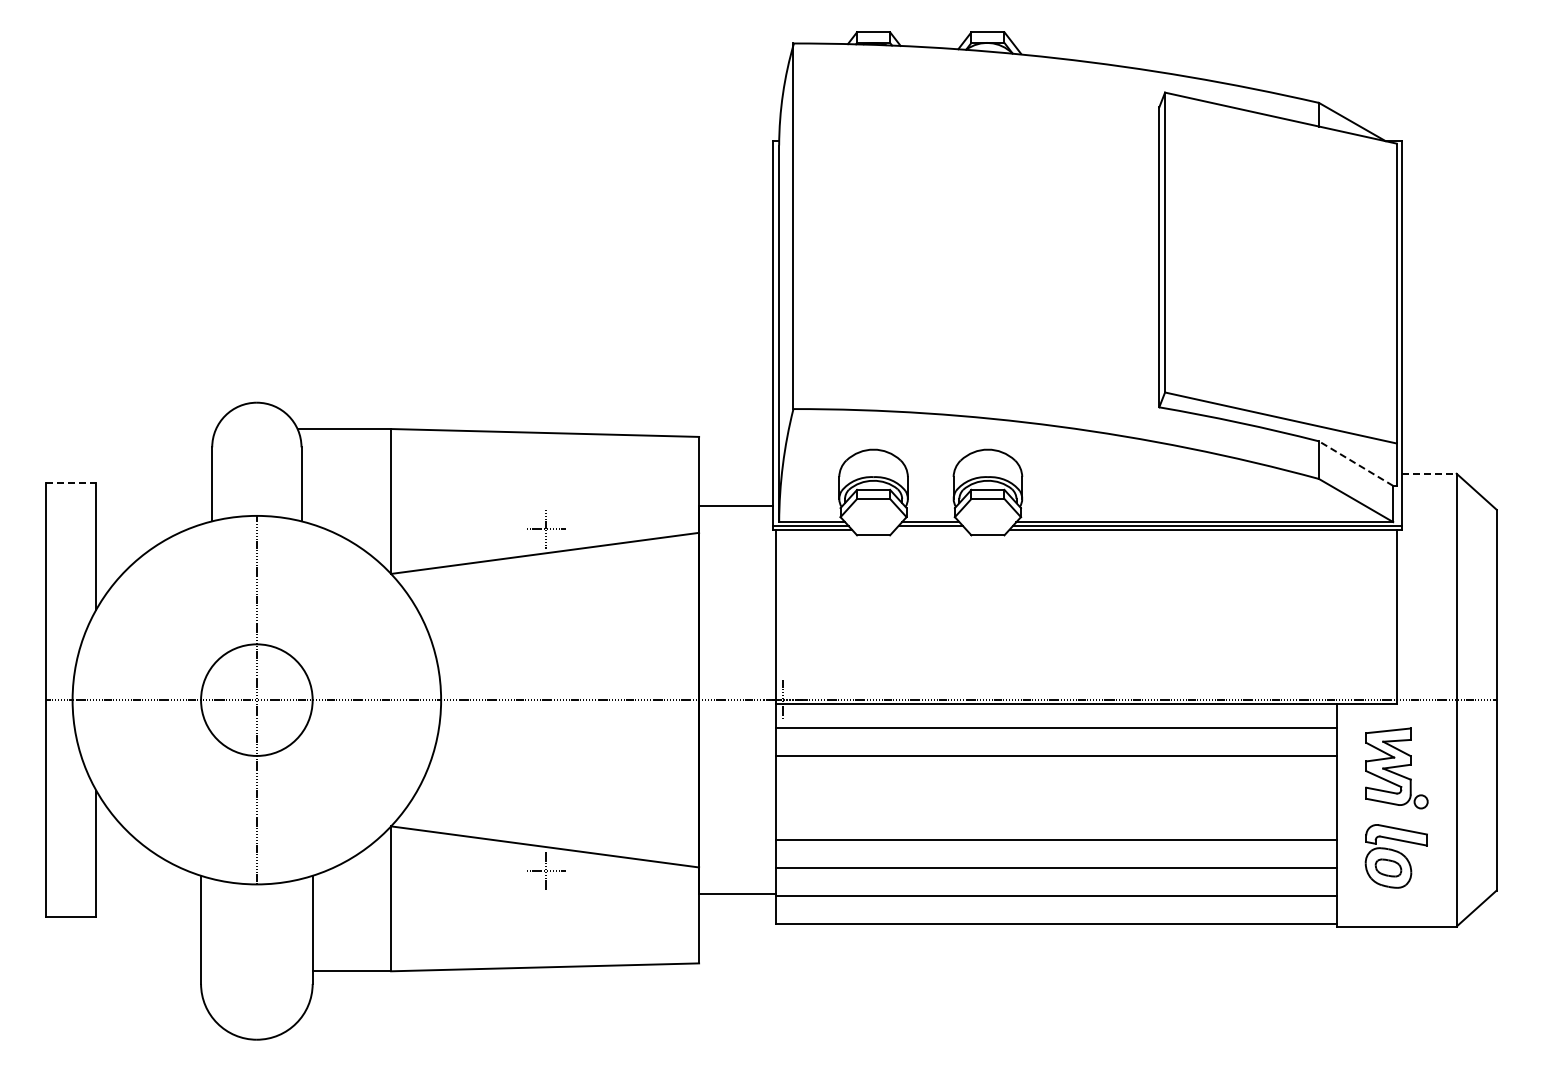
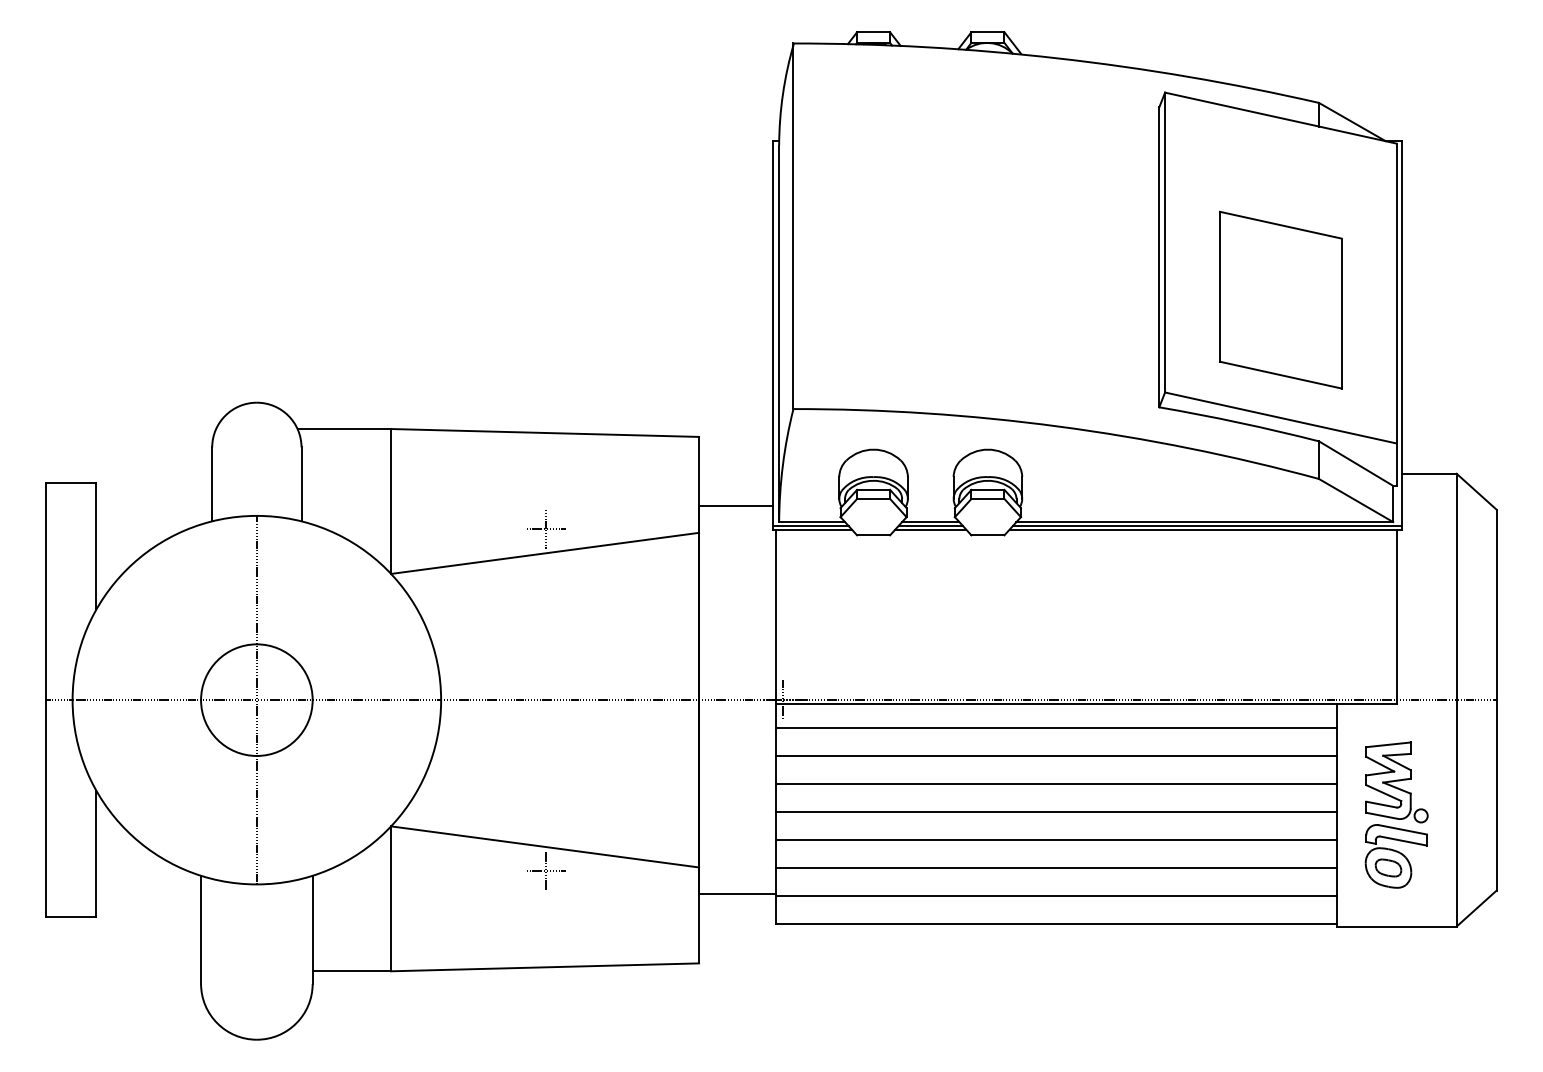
part: none -> present (1280, 299)
line: dashed -> solid (1355, 463)
line: dashed -> solid (1430, 473)
line: dashed -> solid (71, 482)
line: none -> present (930, 529)
part position: (1396, 768) -> (1396, 782) (1396, 782)
line: none -> present (1056, 784)
line: none -> present (1056, 812)
